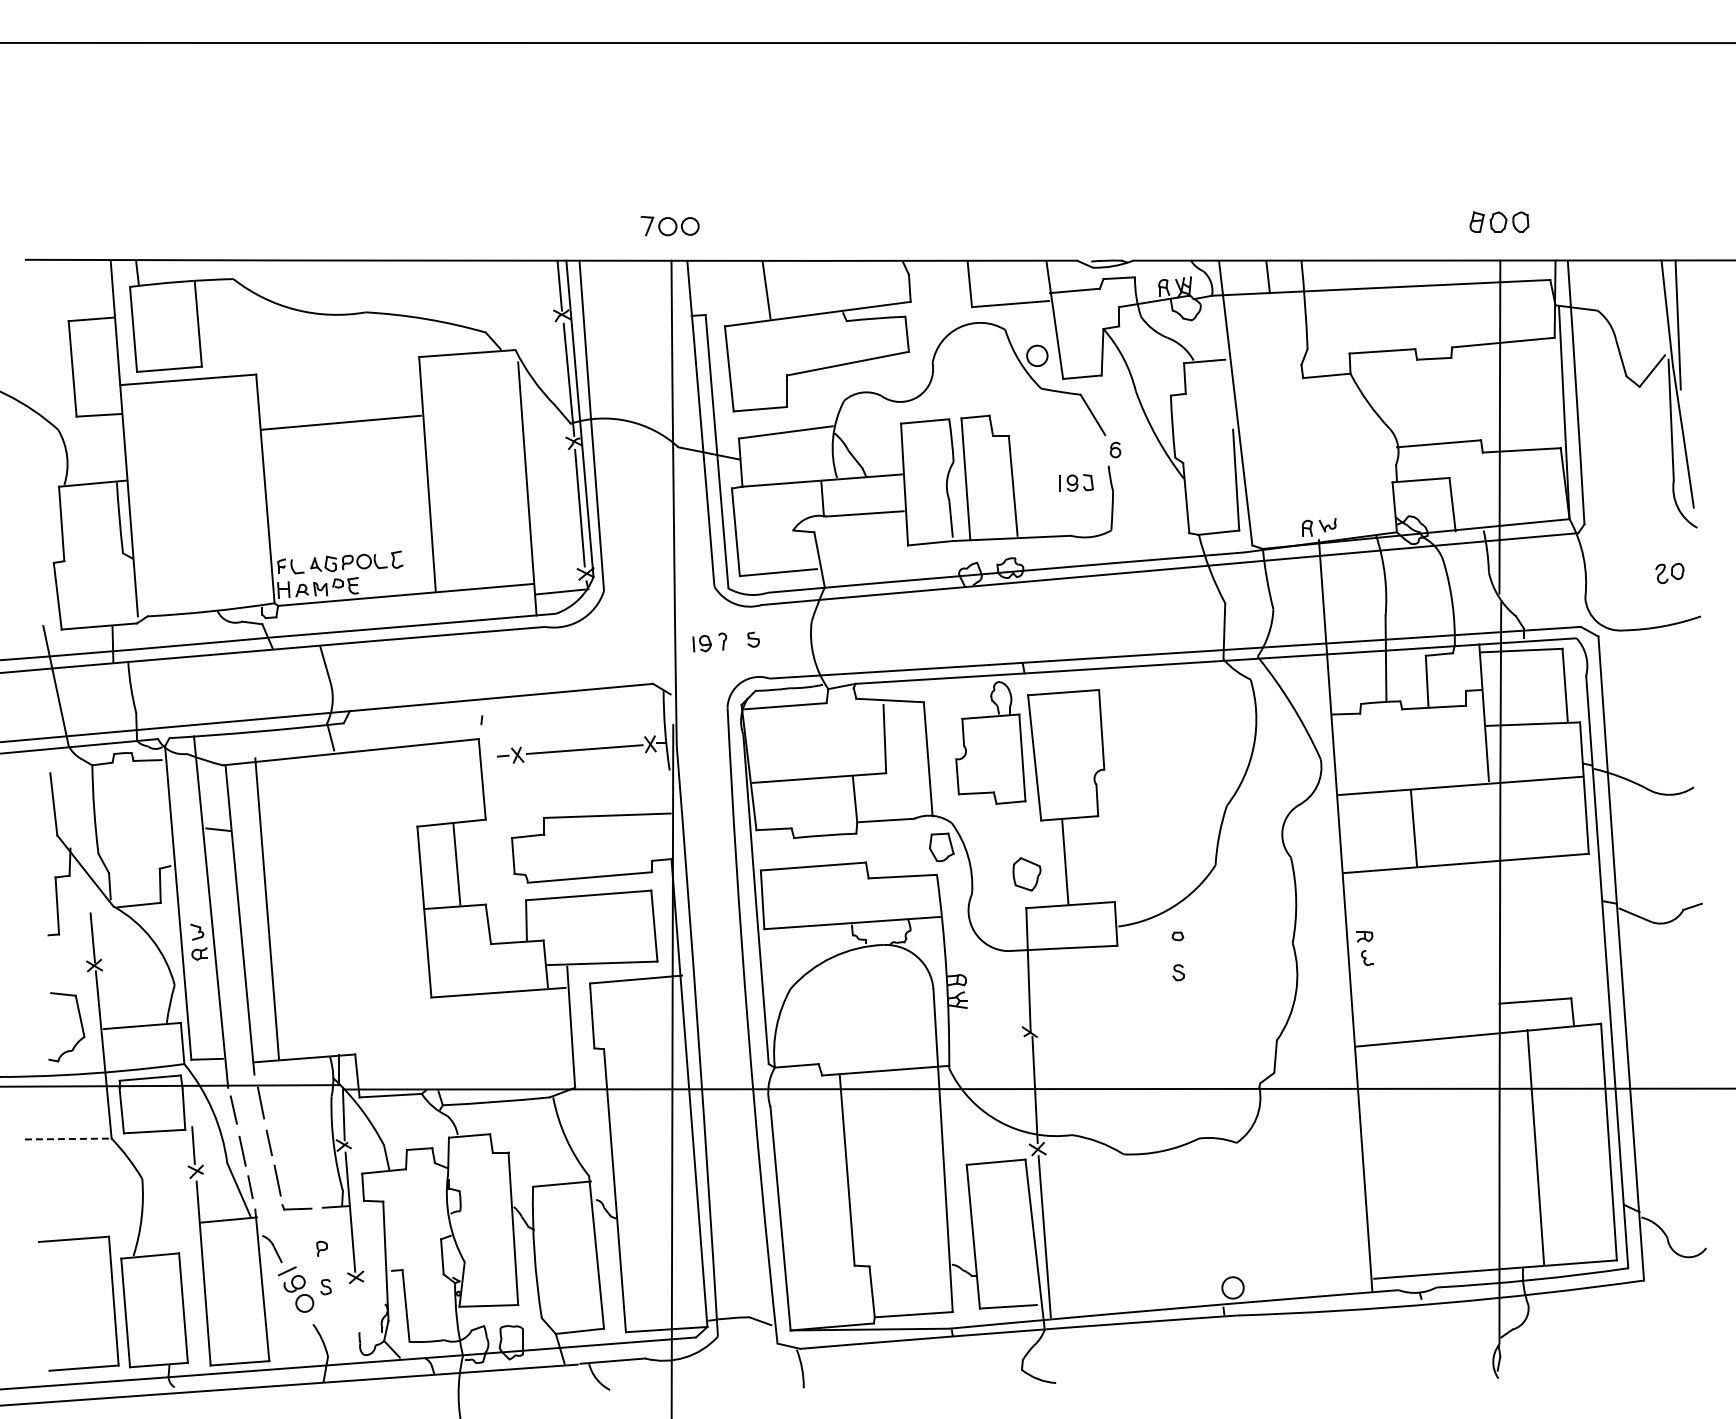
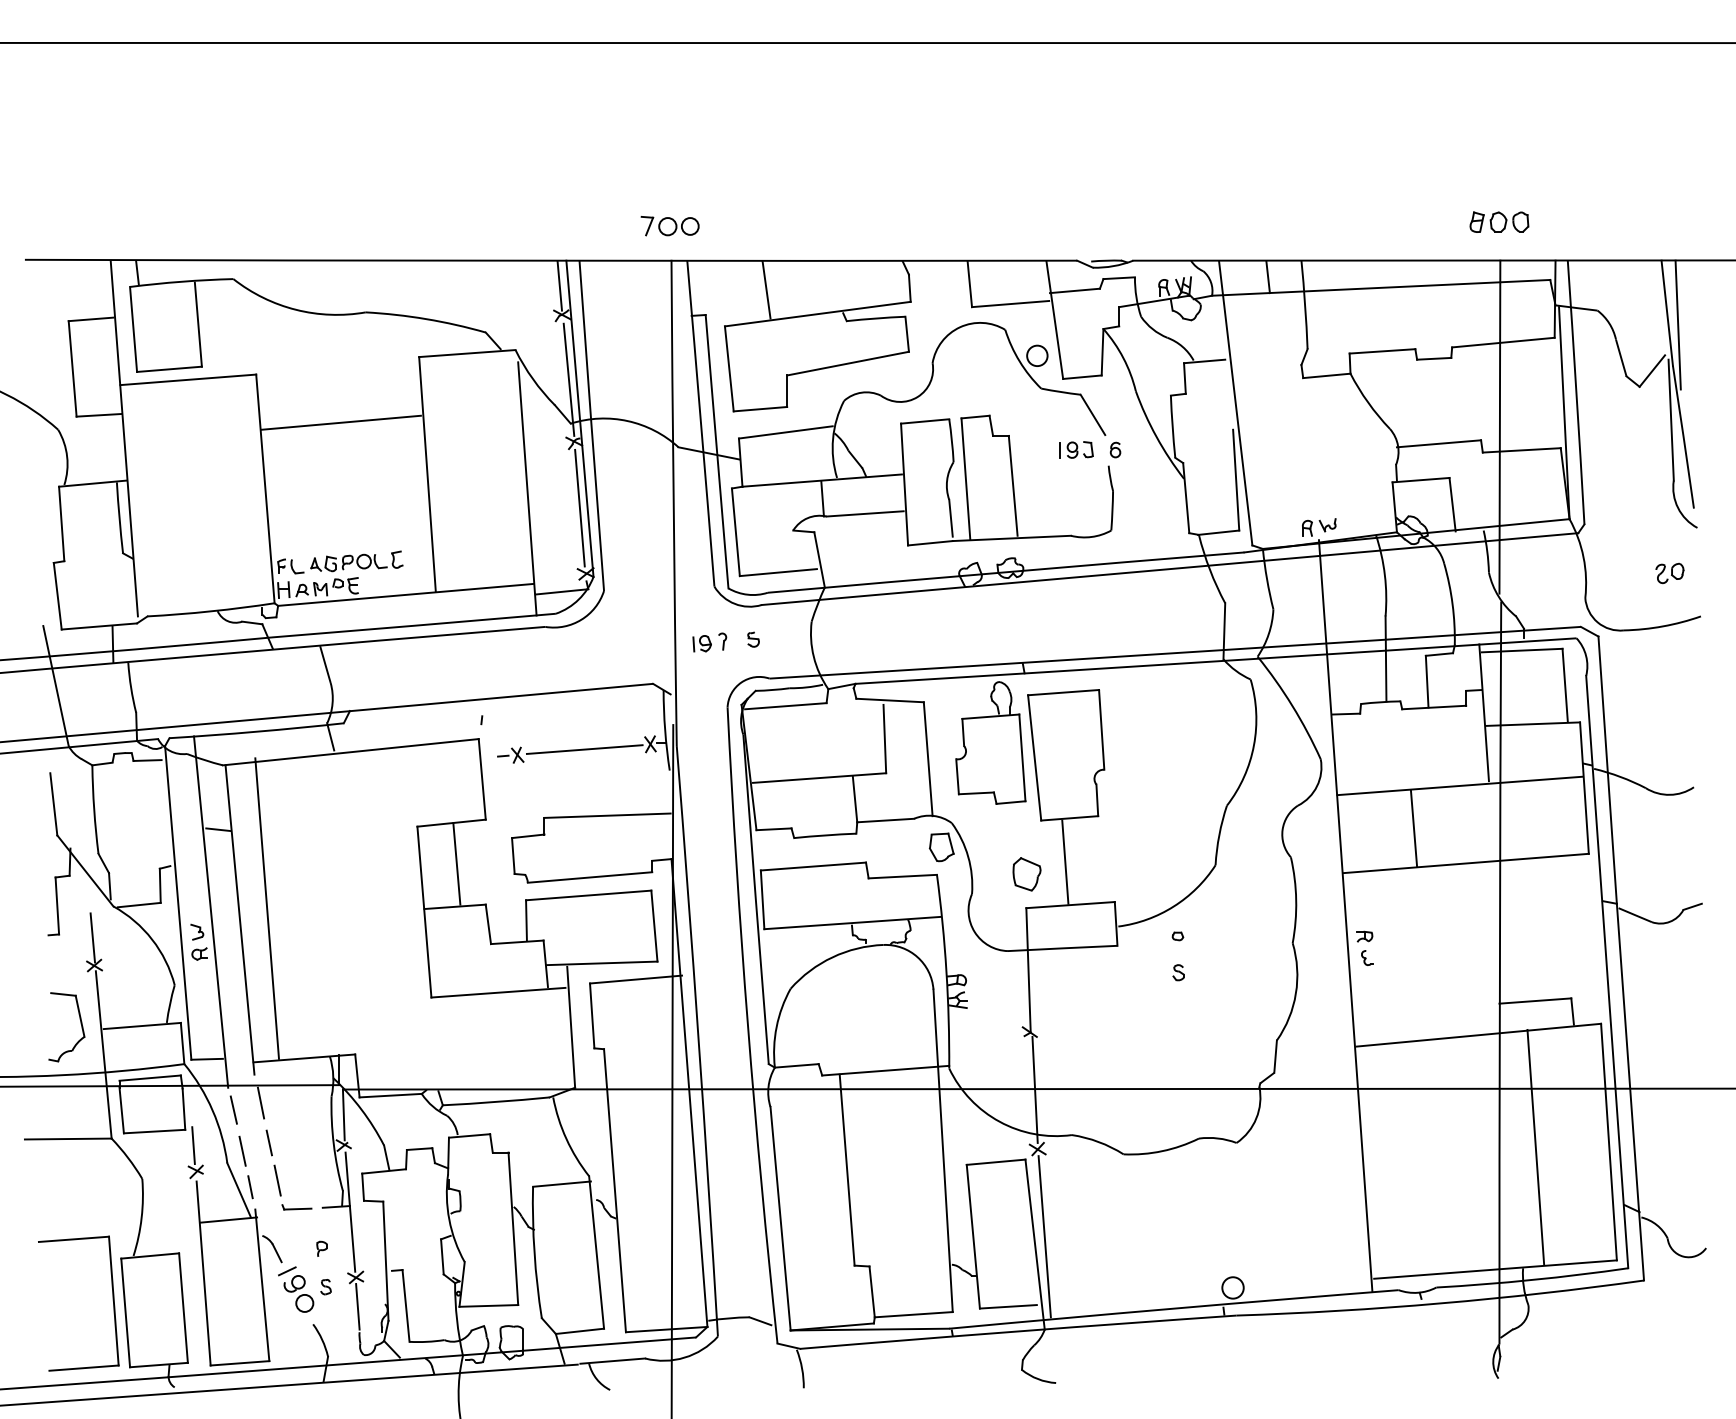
part position: (1076, 482) -> (1076, 449) (1076, 449)
line: dashed -> solid (68, 1139)
line: none -> present (357, 1306)
